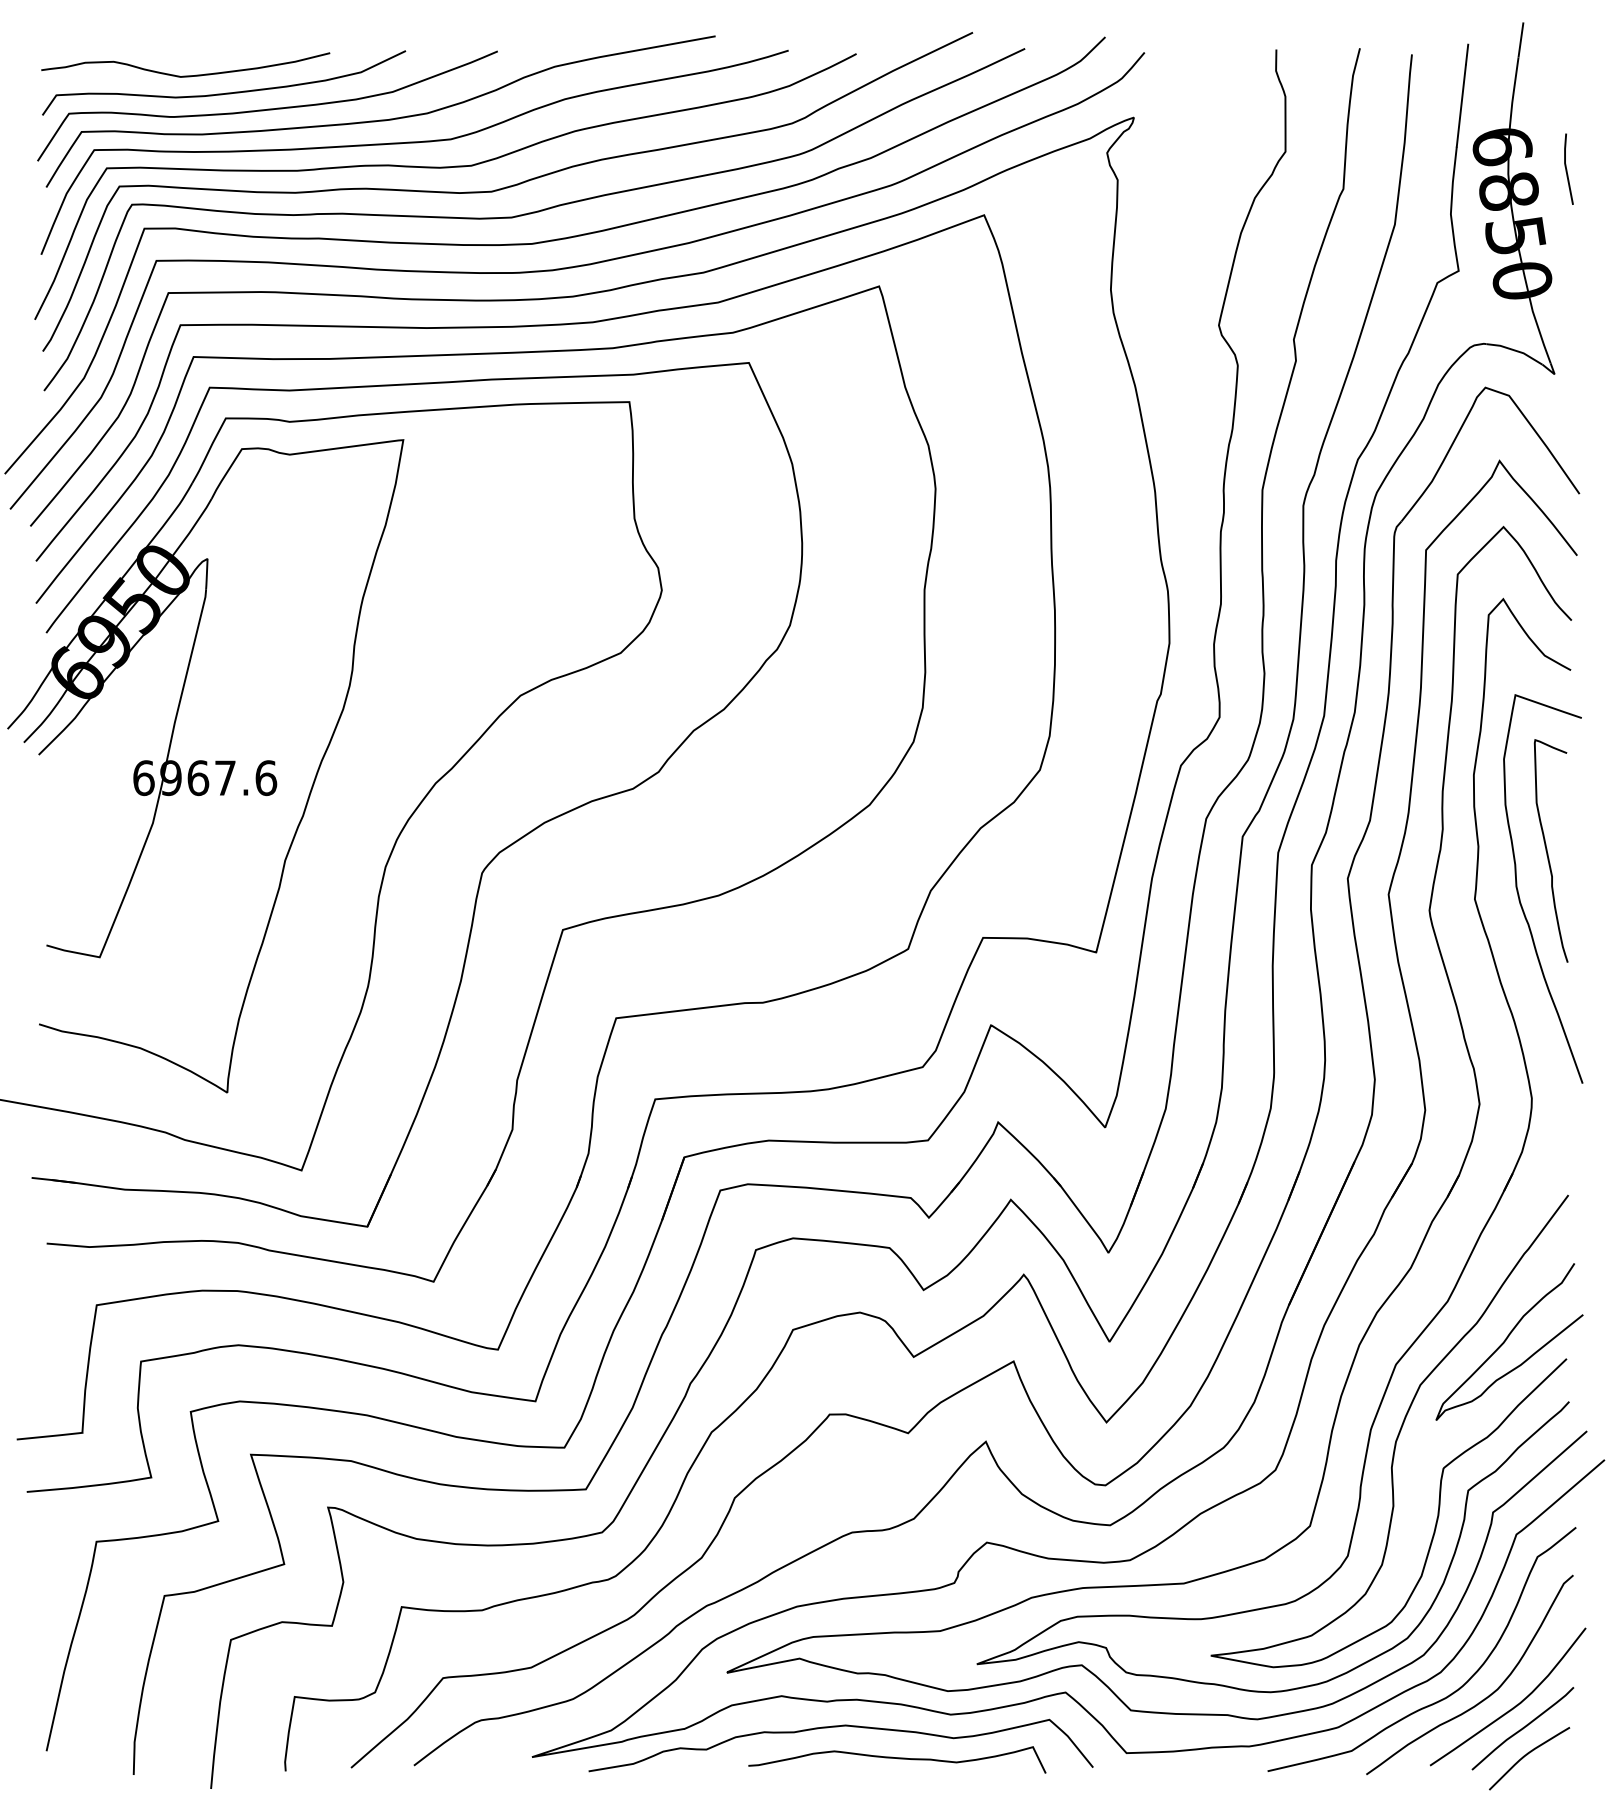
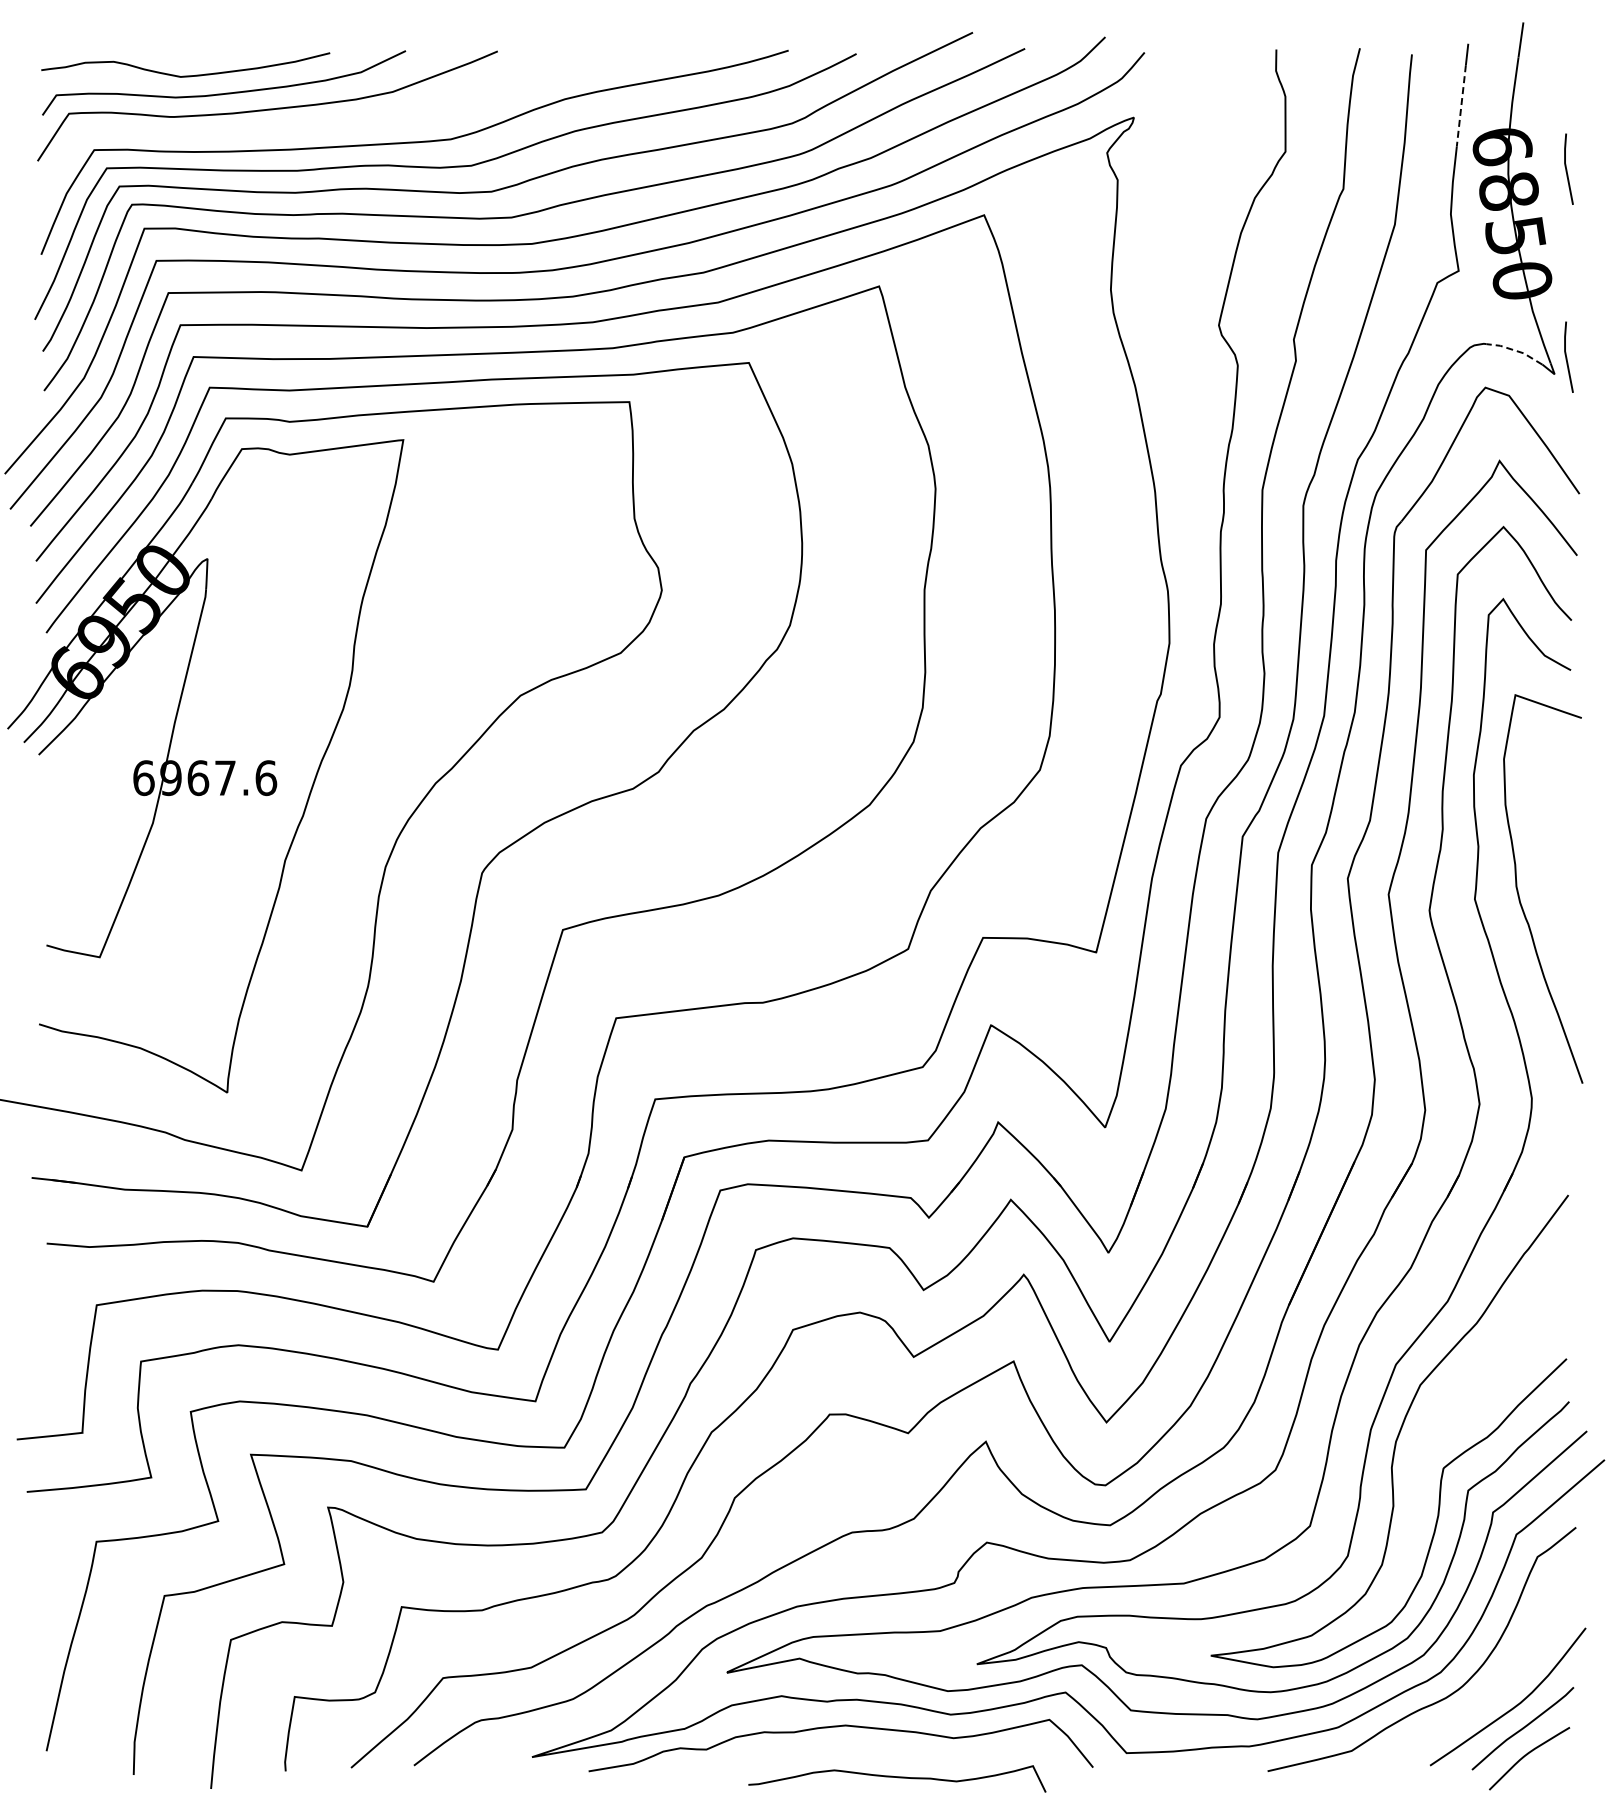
line: solid -> dashed (1461, 105)
curve: present -> none (380, 119)
line: solid -> dashed (1515, 350)
line: none -> present (1567, 357)
curve: present -> none (1547, 850)
curve: present -> none (1507, 1339)
curve: present -> none (1485, 1697)
curve position: (897, 1759) -> (897, 1778) (897, 1778)
